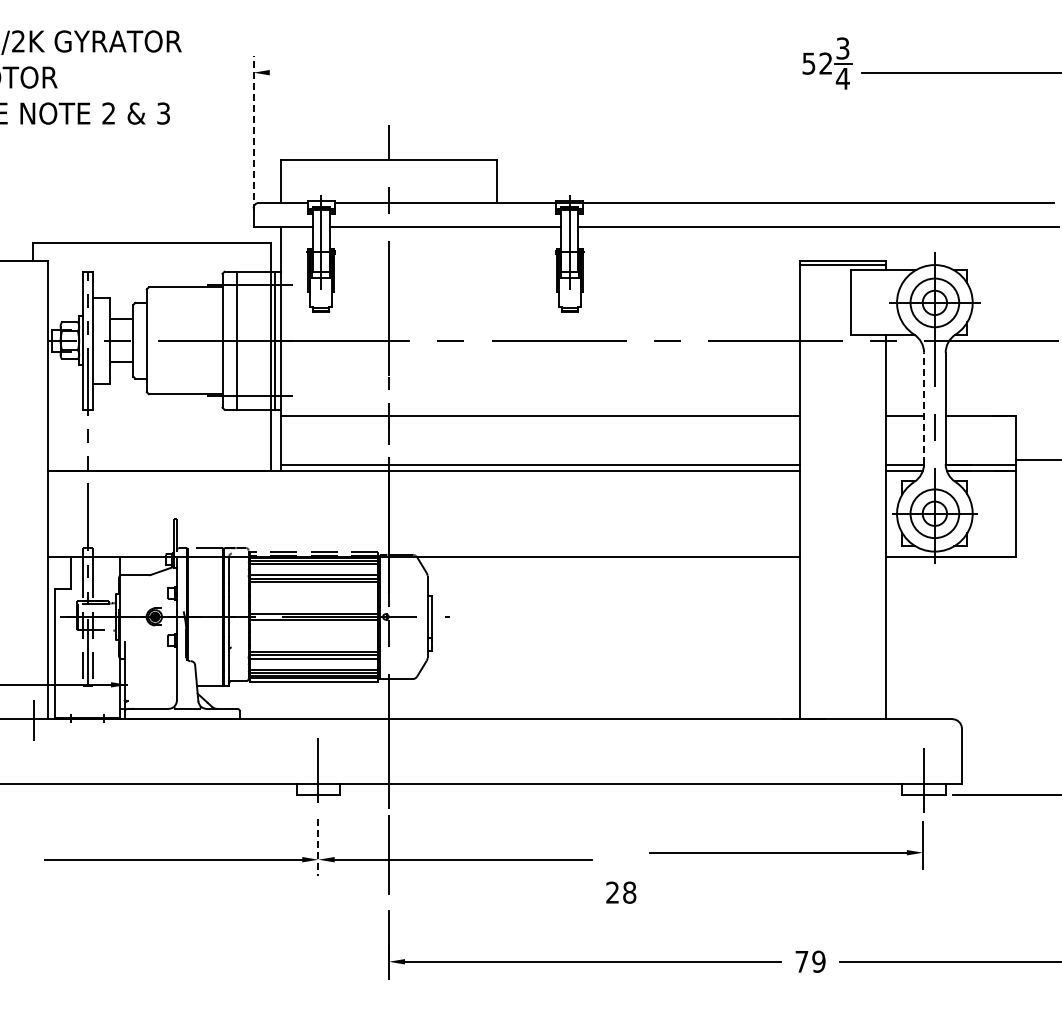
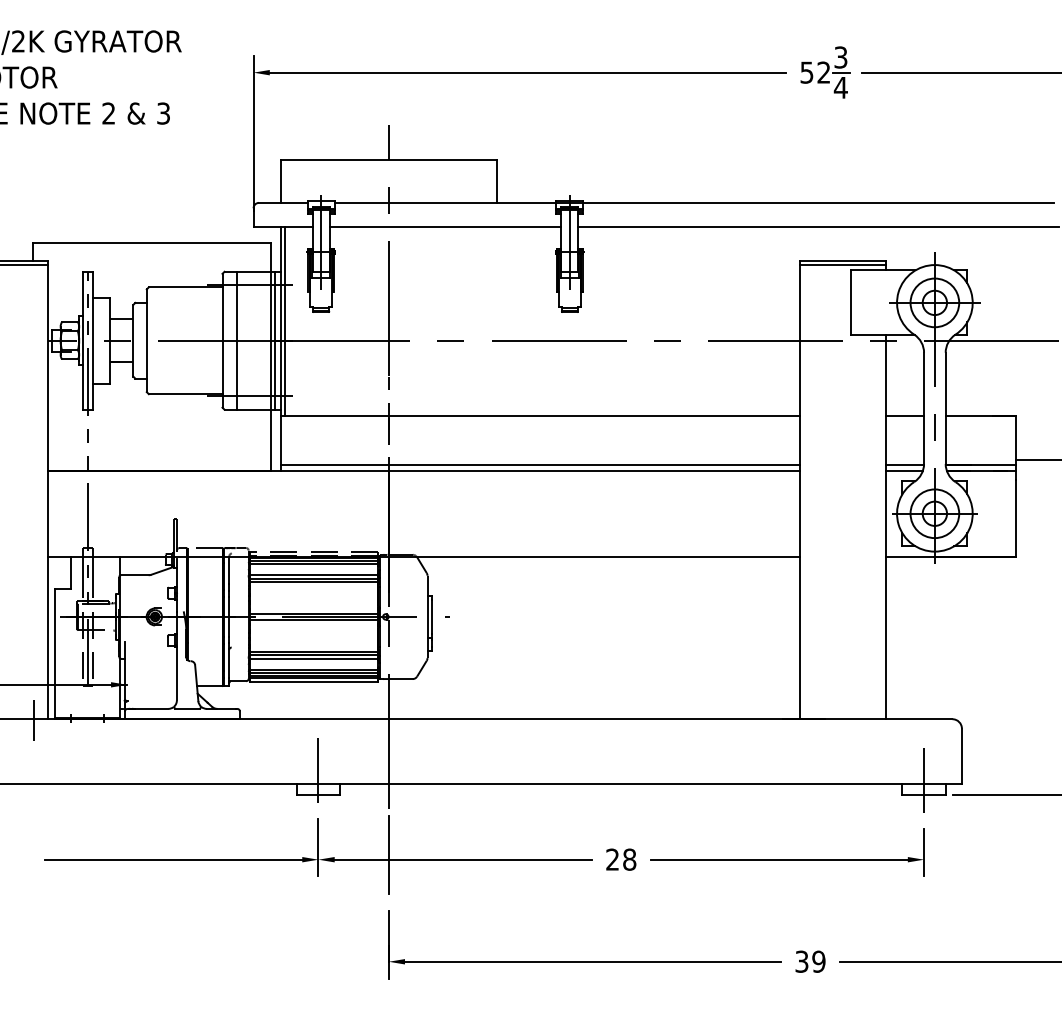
part position: (827, 63) -> (825, 72) (825, 72)
line: none -> present (527, 72)
line: dashed -> solid (253, 133)
line: none -> present (25, 265)
line: none -> present (284, 321)
line: dashed -> solid (924, 408)
line: dashed -> solid (318, 848)
part position: (786, 852) -> (787, 859) (787, 859)
text position: (621, 892) -> (621, 859) (621, 859)
text: 79 -> 39 (801, 961)
